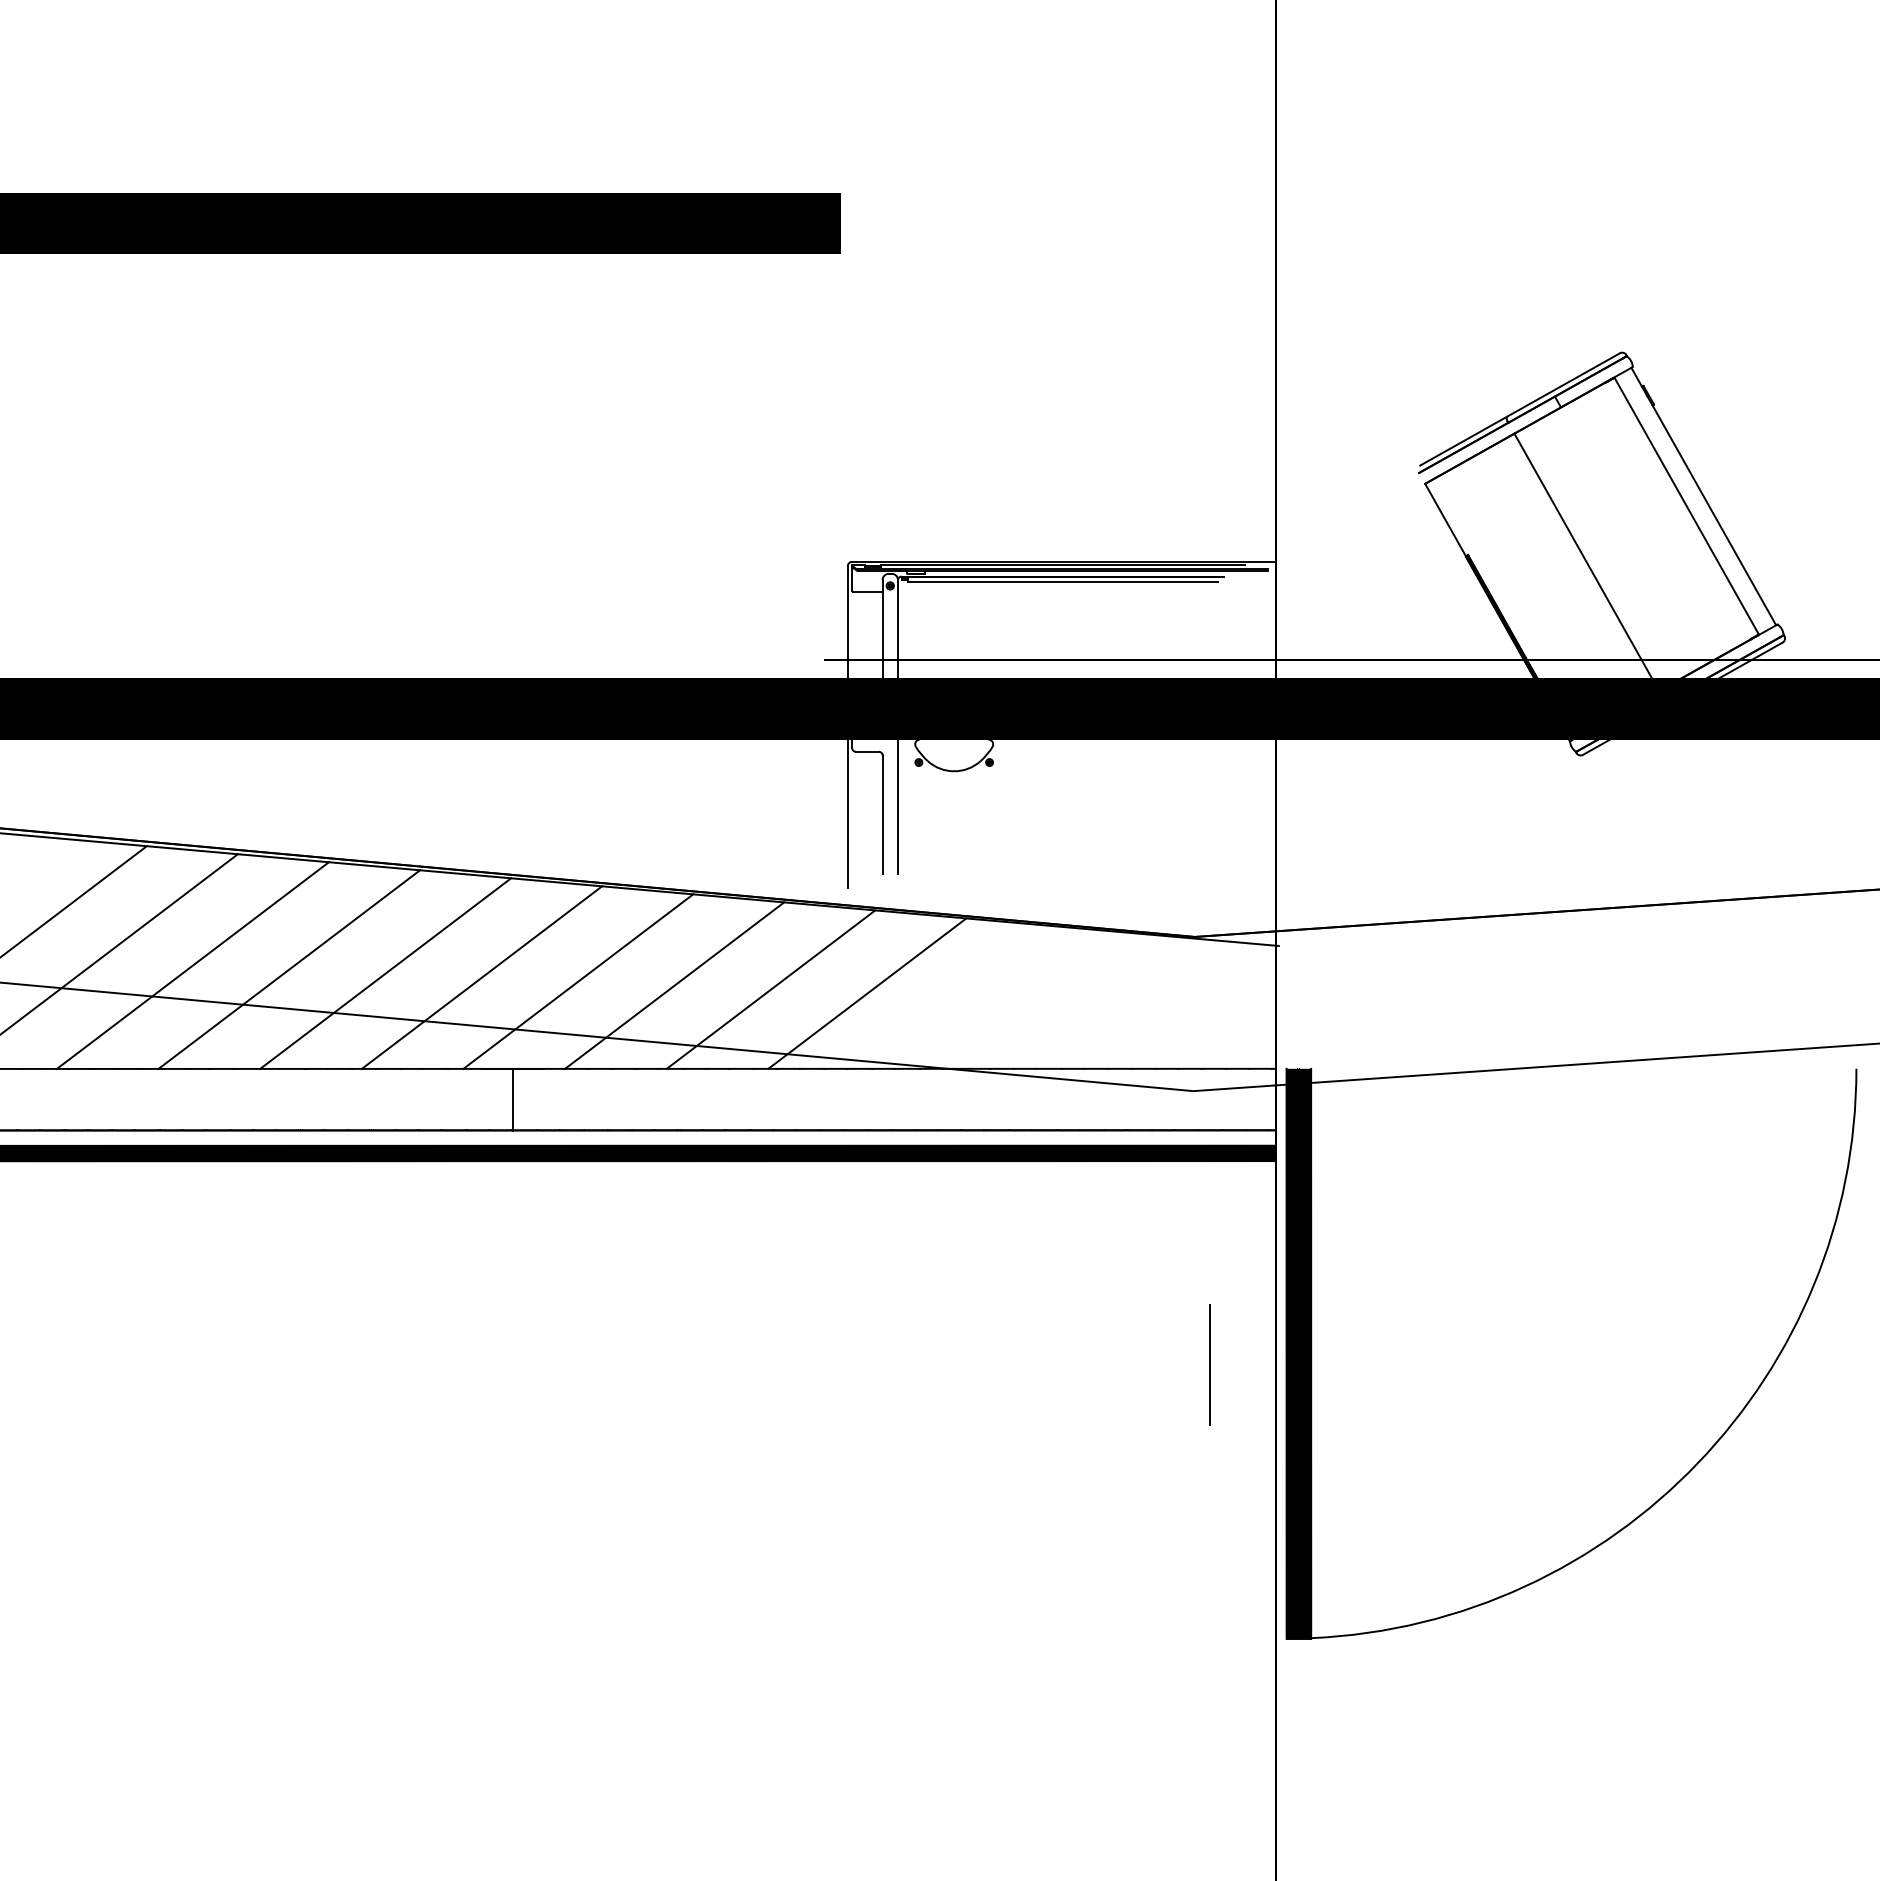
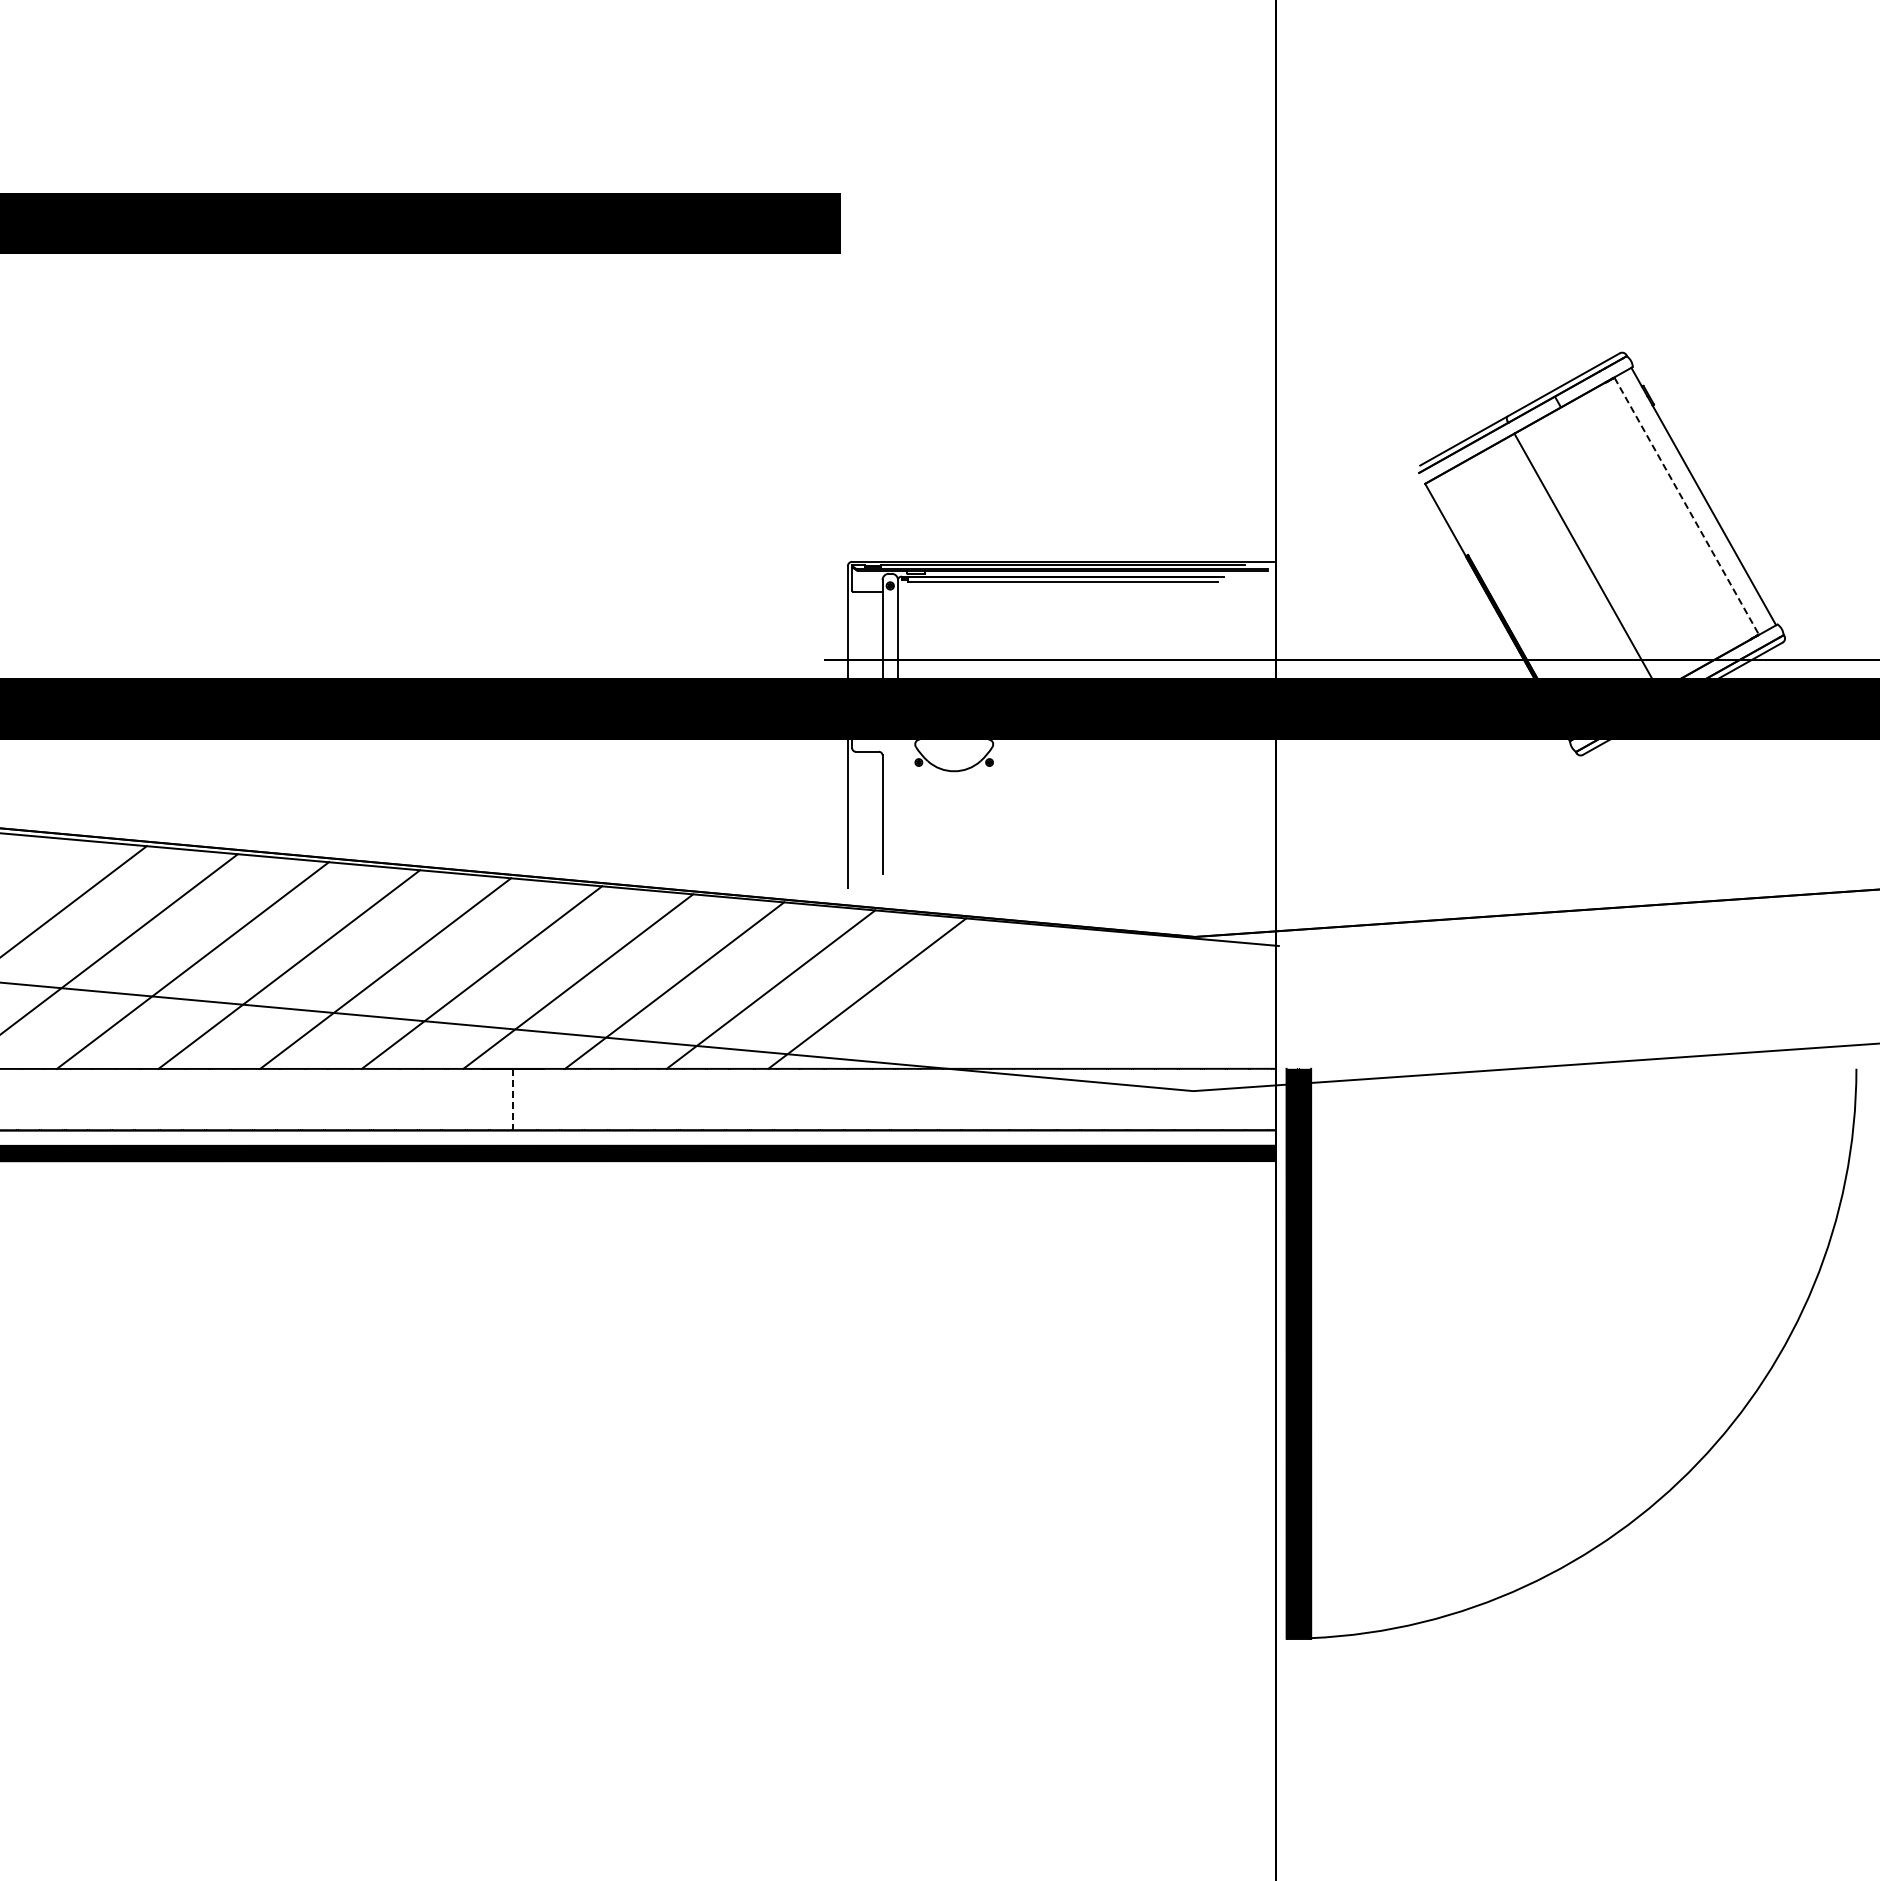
line: solid -> dashed (1686, 506)
line: present -> none (897, 806)
line: solid -> dashed (513, 1099)
line: present -> none (1209, 1364)
